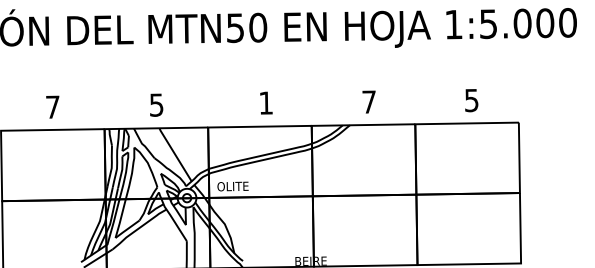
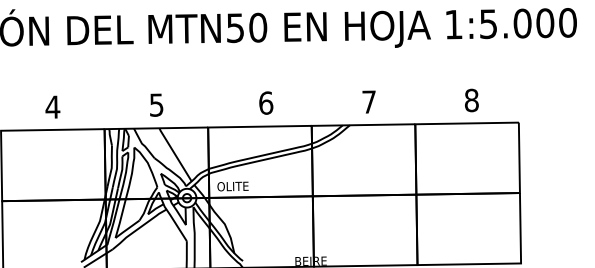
text: 5 -> 8 (471, 100)
text: 1 -> 6 (266, 102)
text: 7 -> 4 (52, 106)
